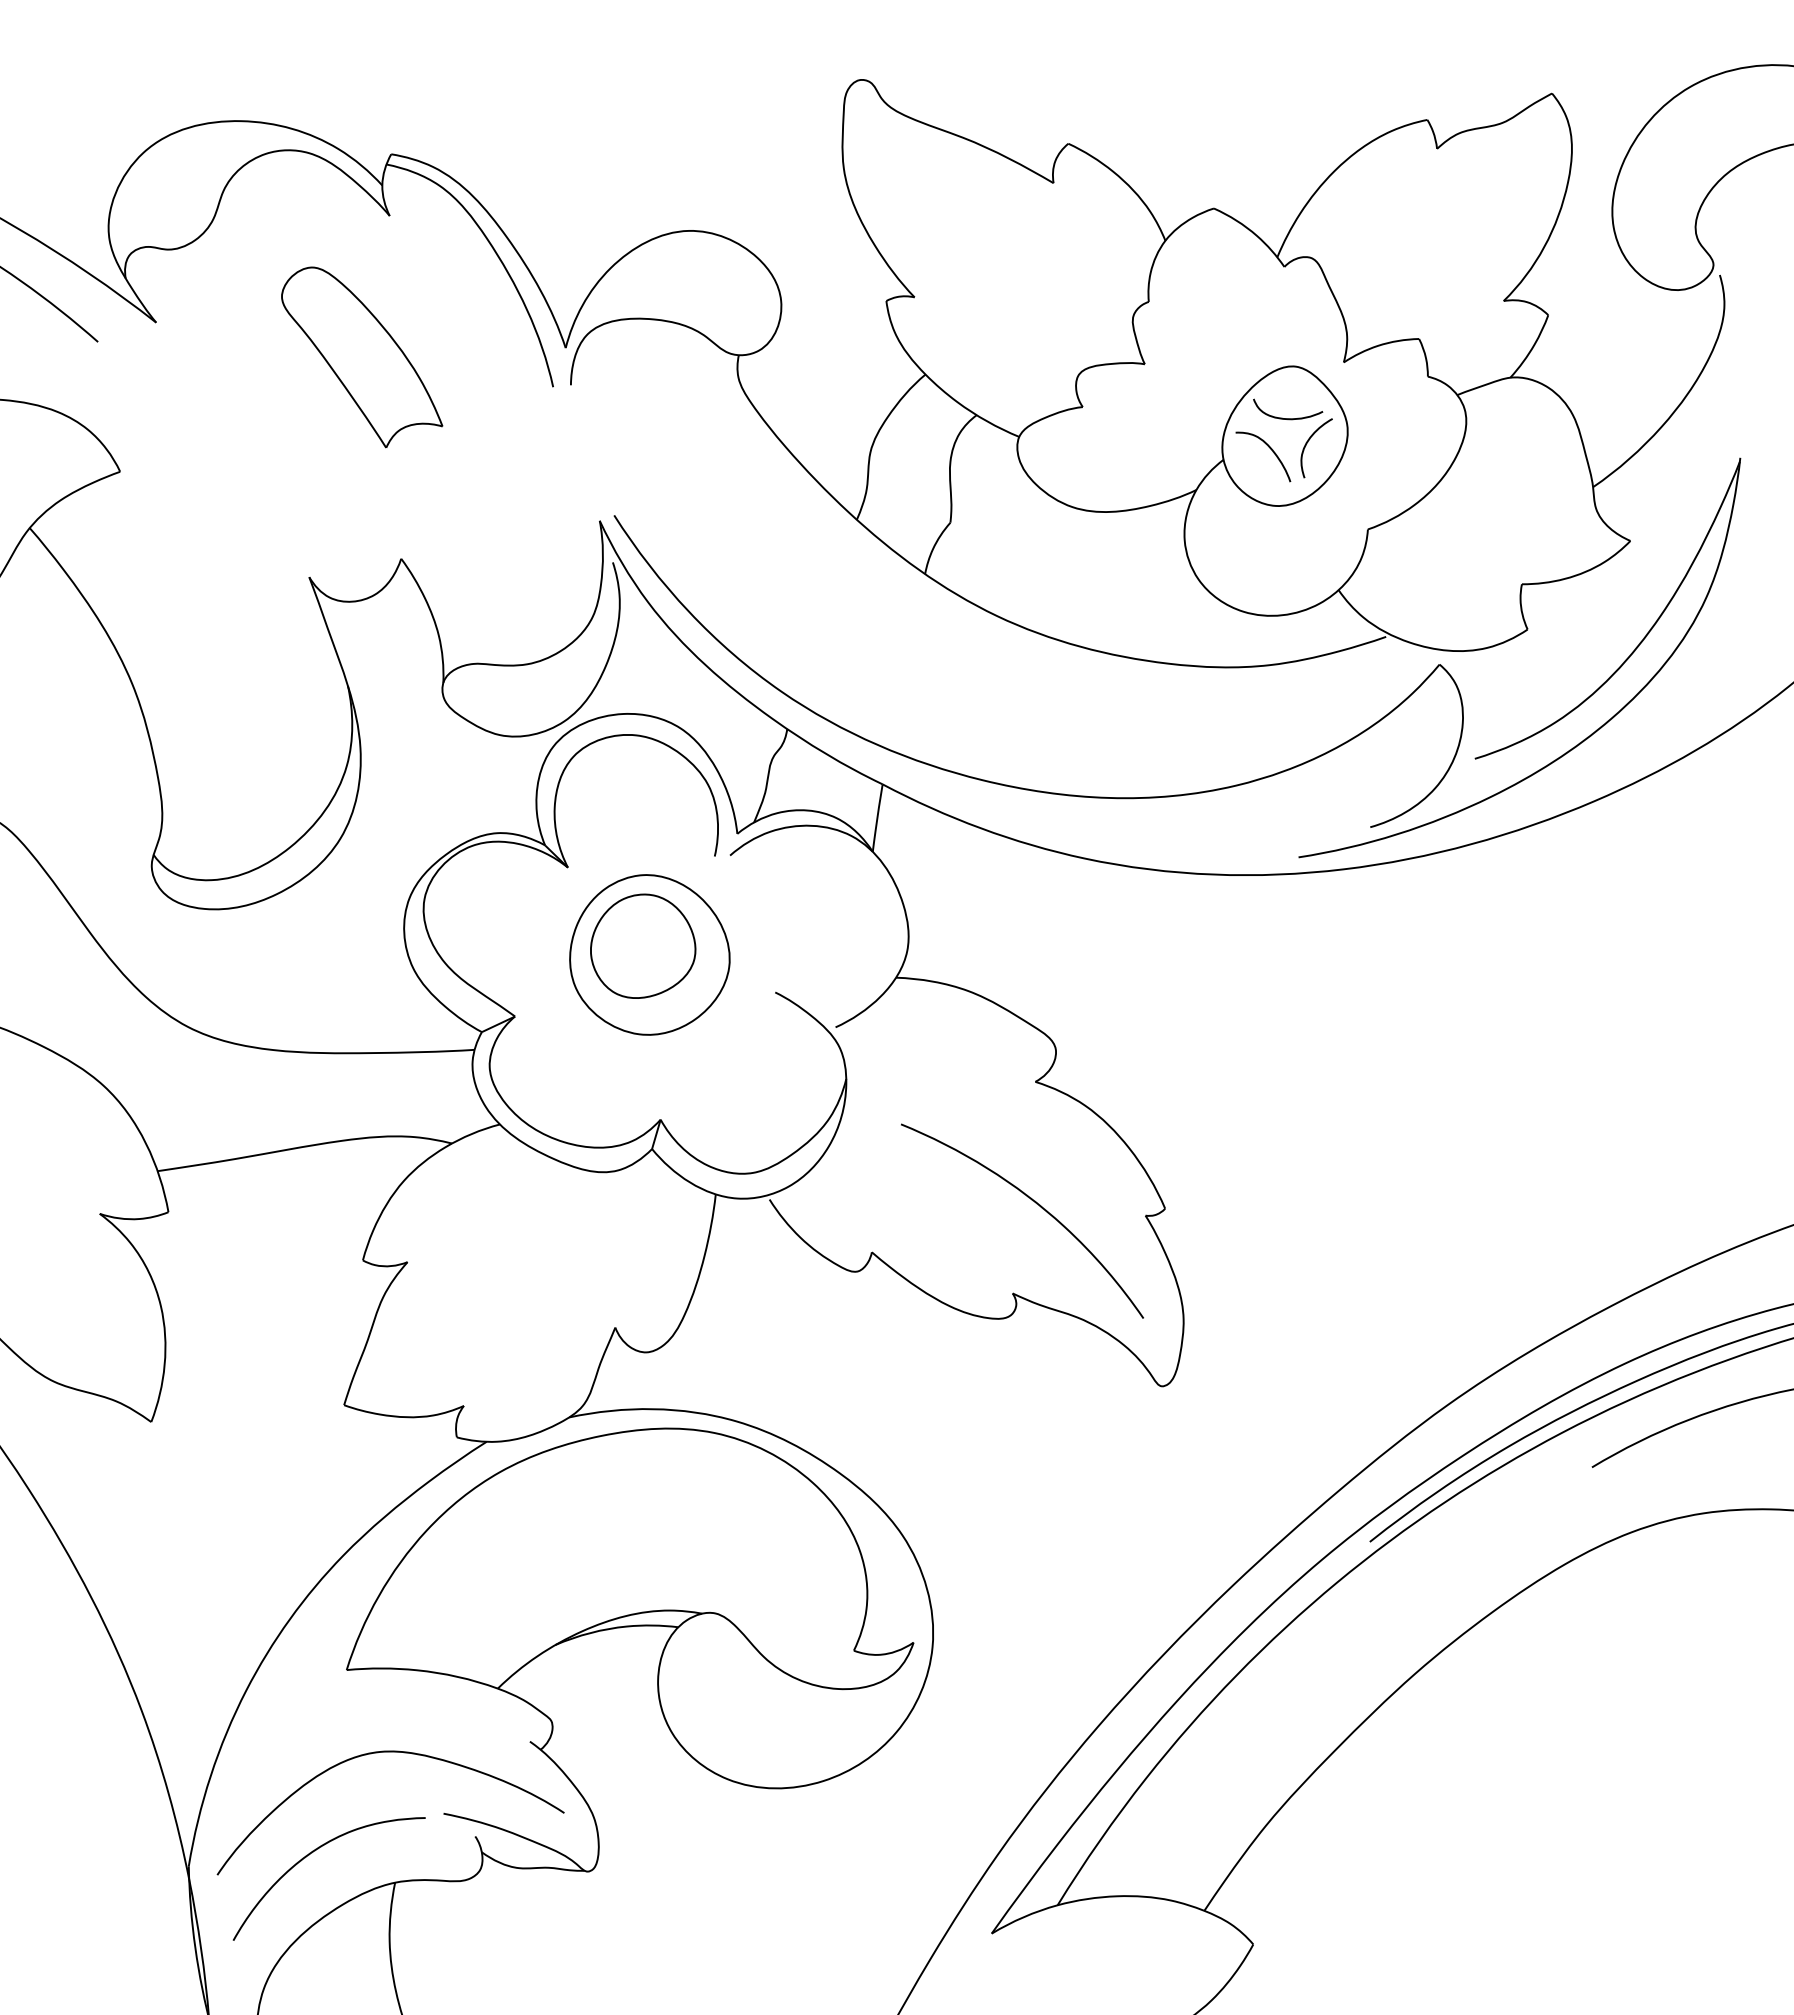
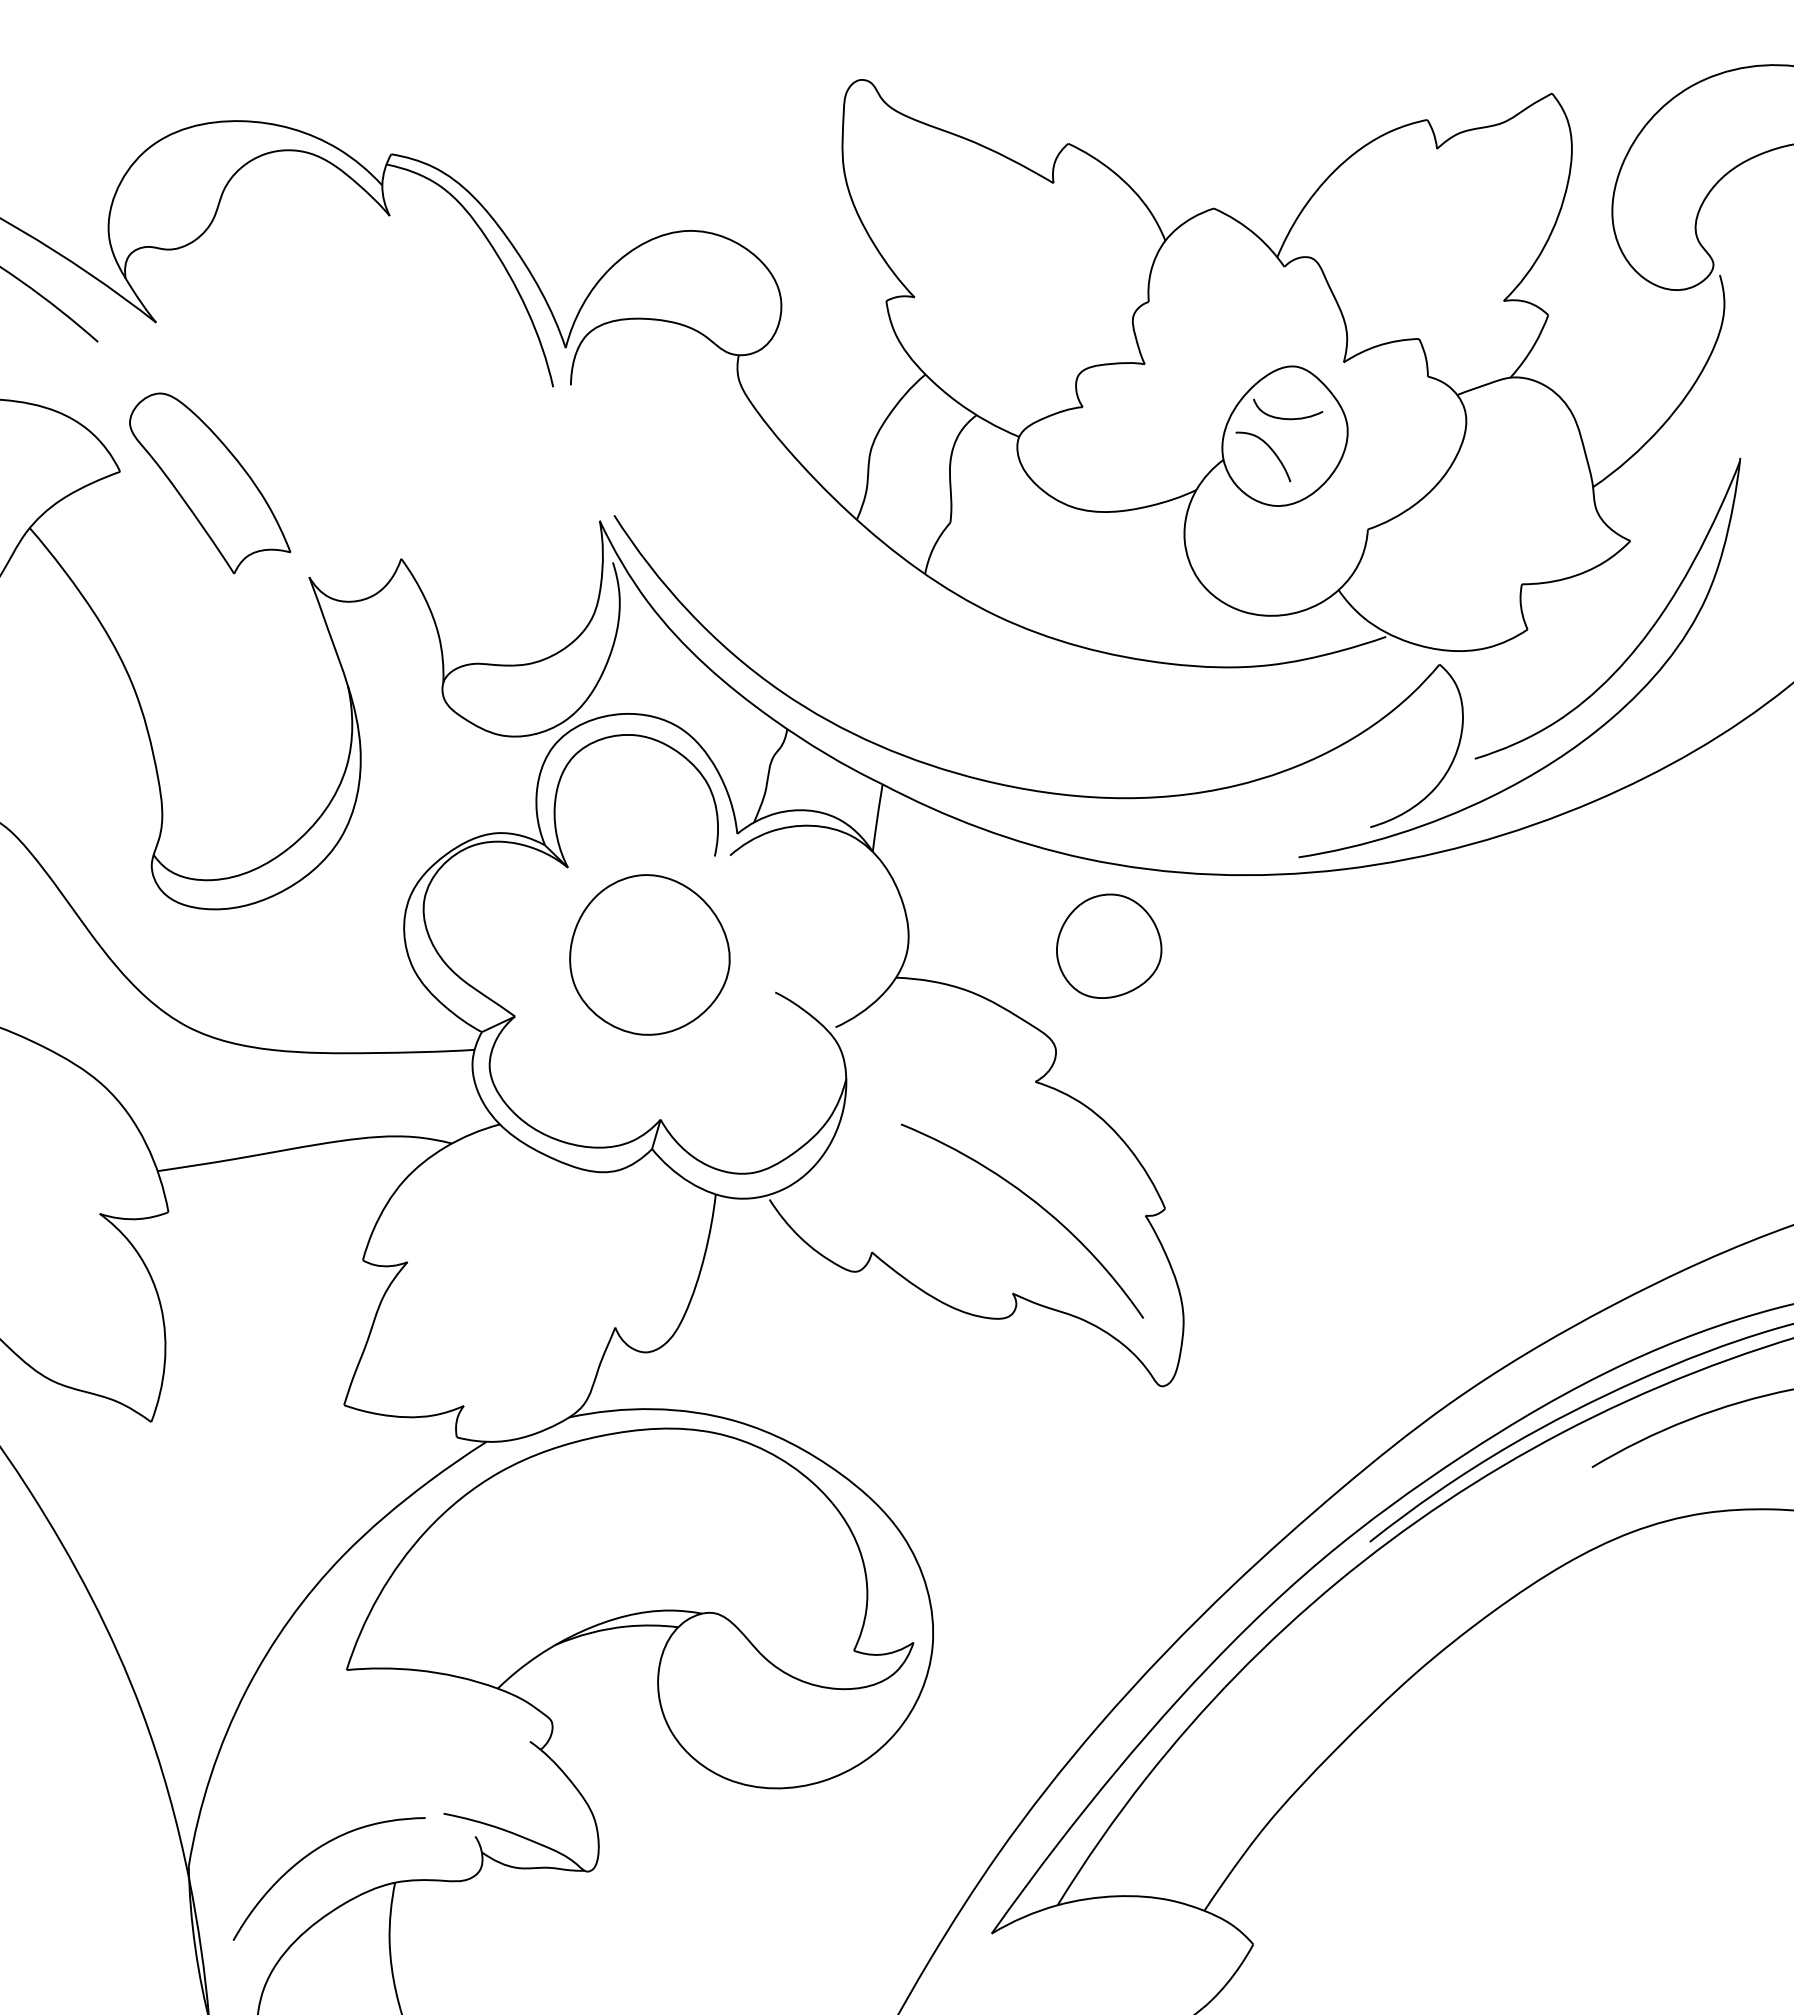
part position: (362, 357) -> (210, 483) (210, 483)
curve: present -> none (1308, 442)
part position: (643, 945) -> (1109, 945) (1109, 945)
curve: present -> none (390, 1752)
